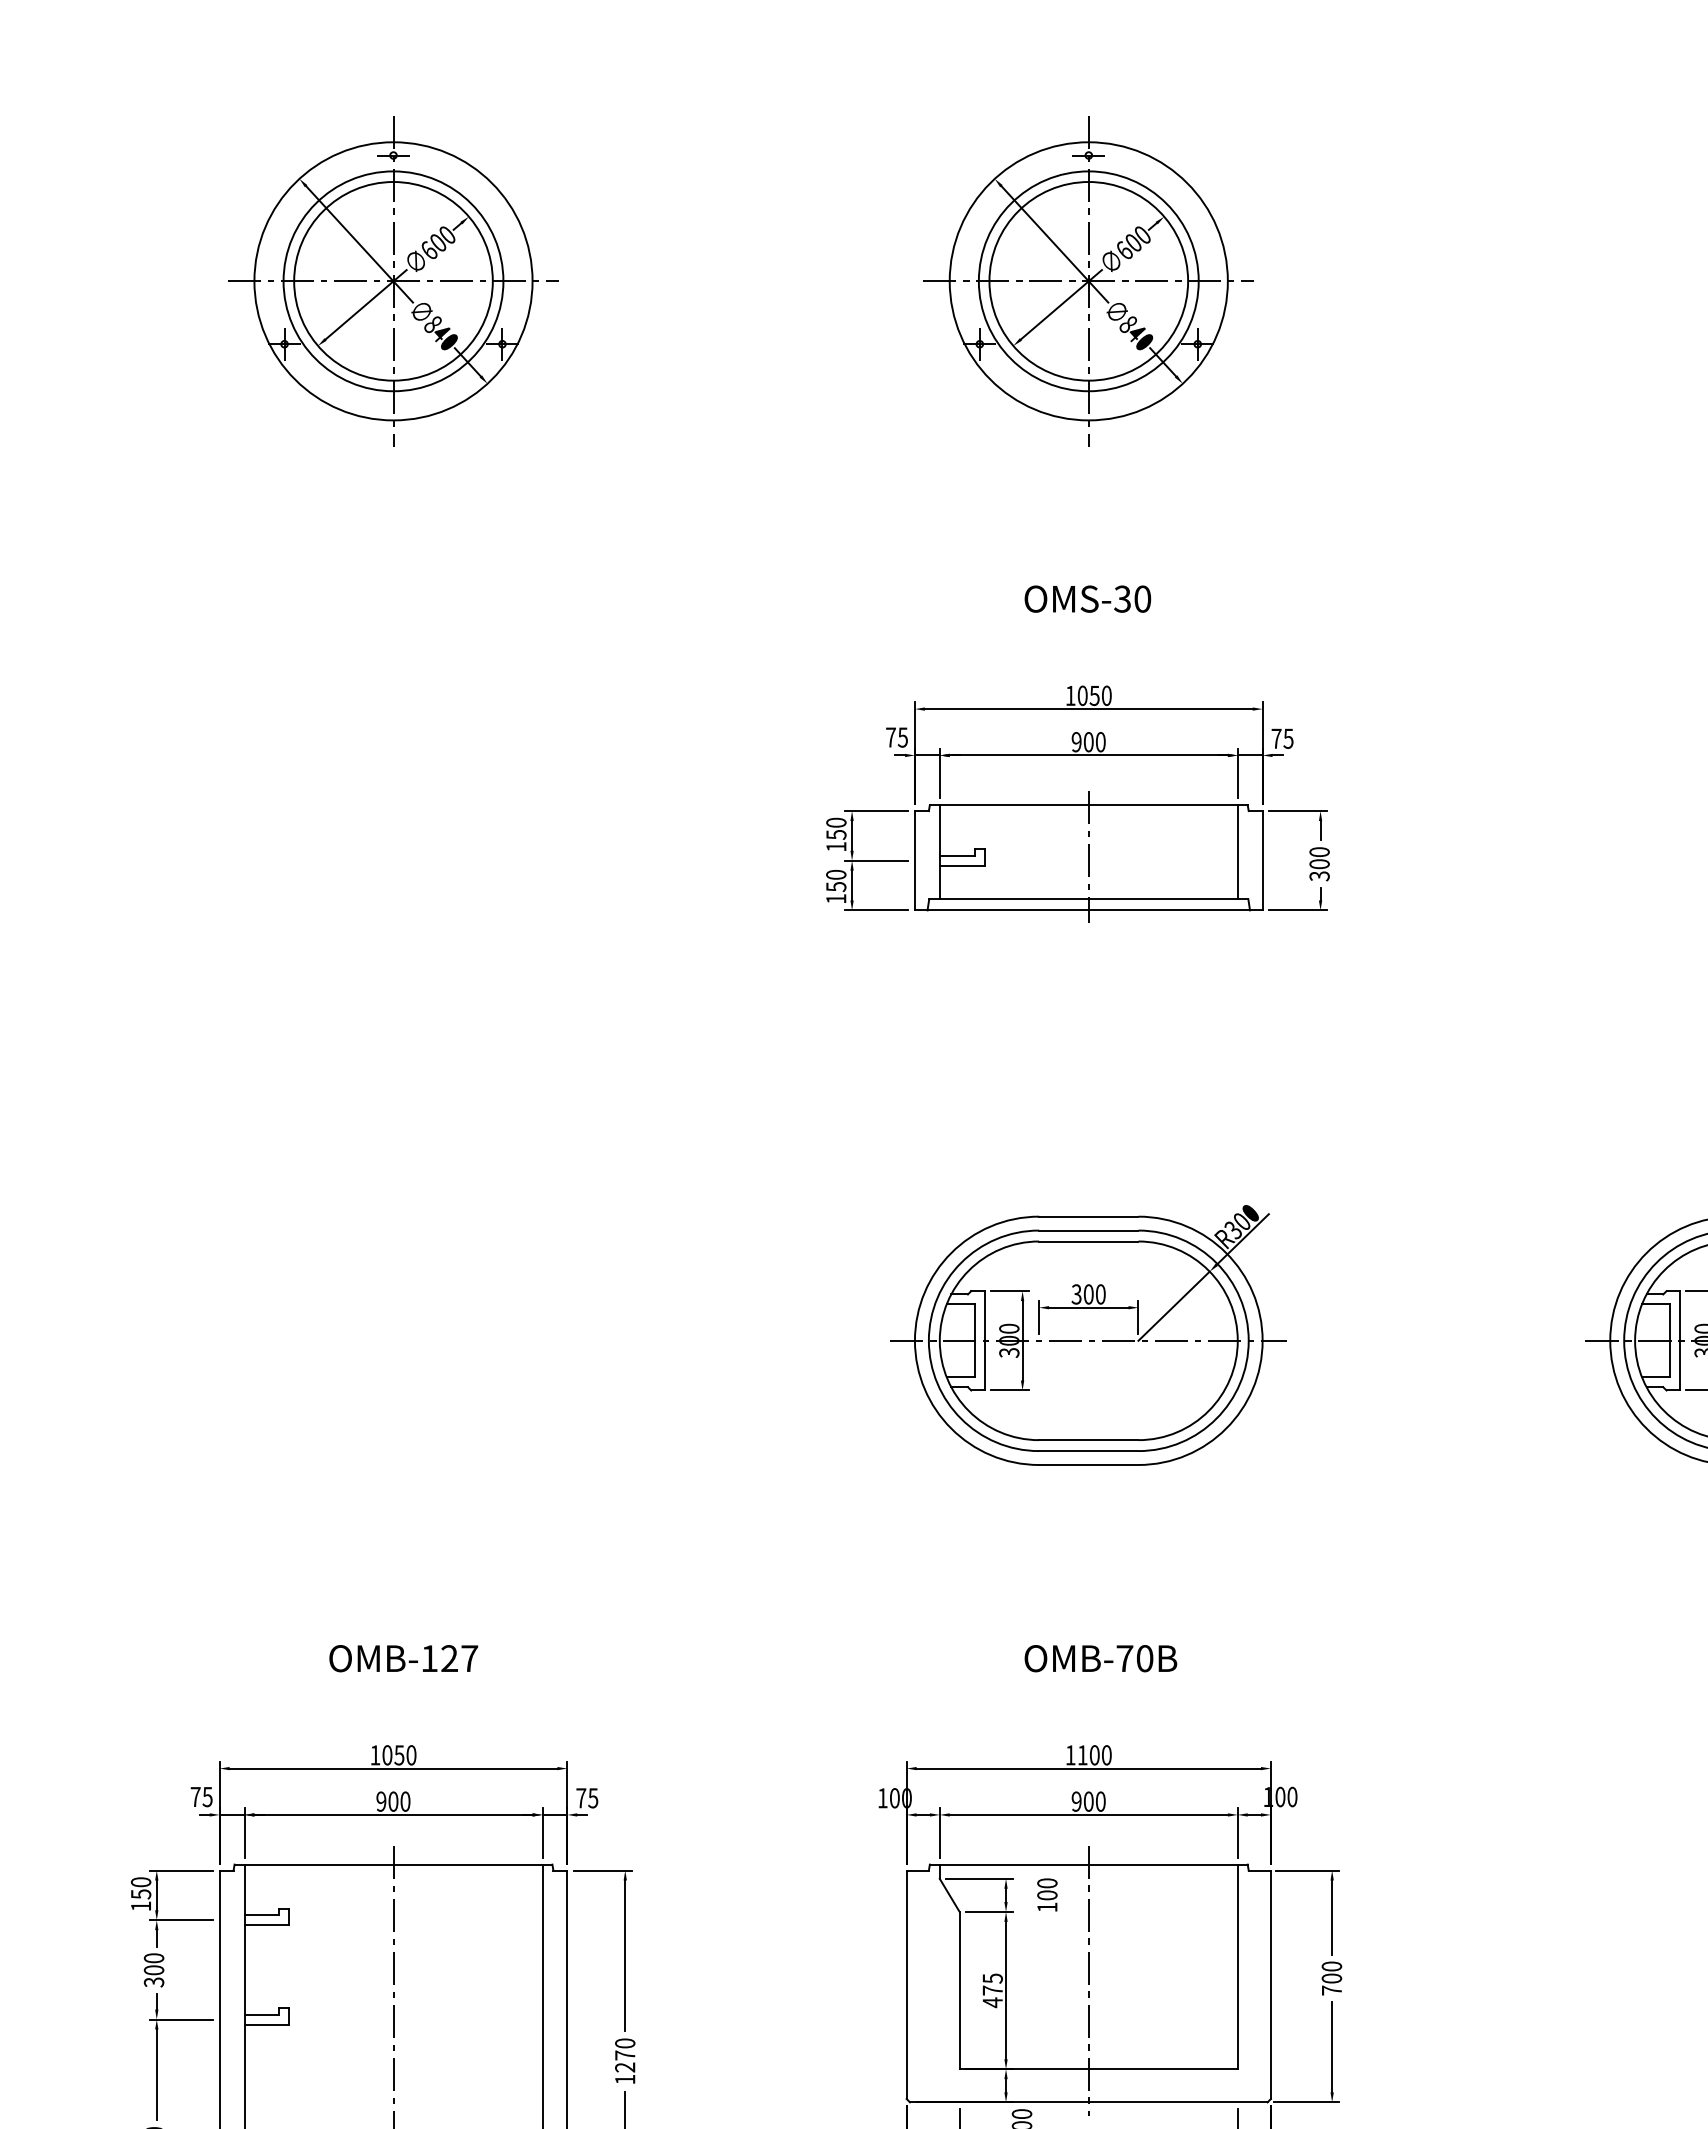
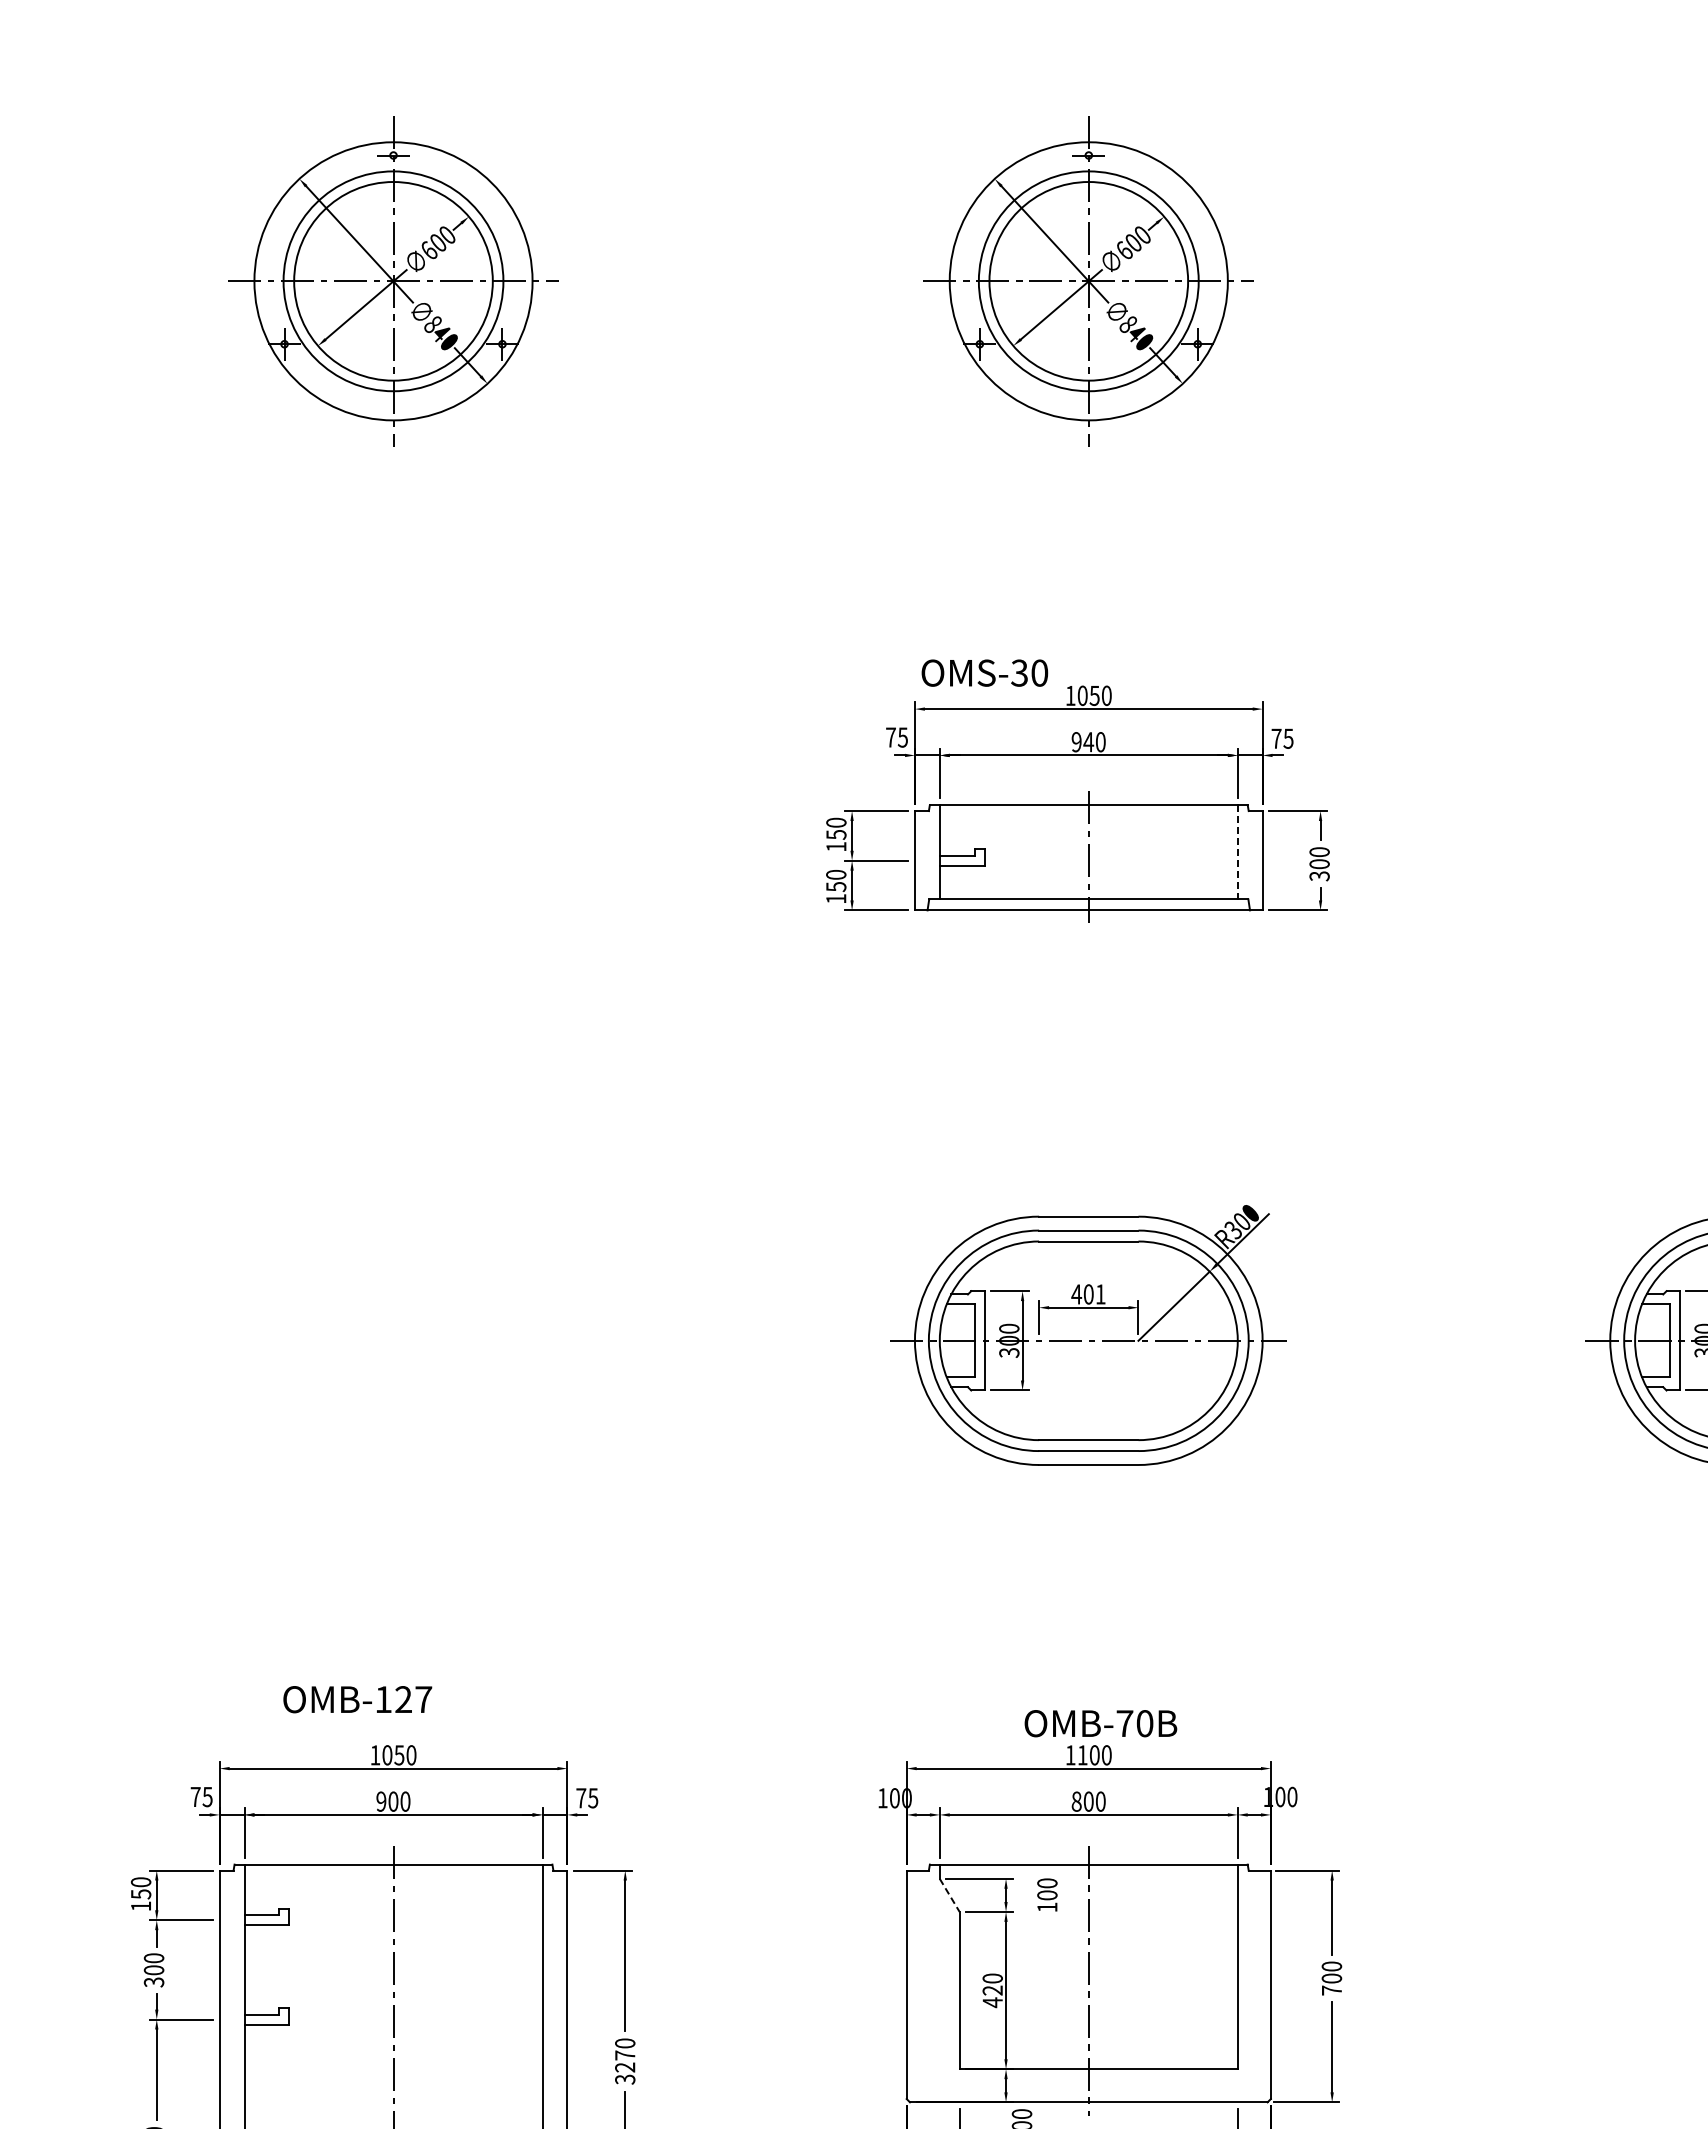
text position: (1087, 598) -> (984, 672) (984, 672)
text: 900 -> 940 (1088, 742)
line: solid -> dashed (1237, 852)
text: 300 -> 401 (1088, 1294)
text position: (403, 1658) -> (357, 1699) (357, 1699)
text position: (1100, 1658) -> (1100, 1723) (1100, 1723)
text: 900 -> 800 (1076, 1801)
line: solid -> dashed (949, 1895)
text: 475 -> 420 (992, 1984)
text: 1270 -> 3270 (625, 2079)
